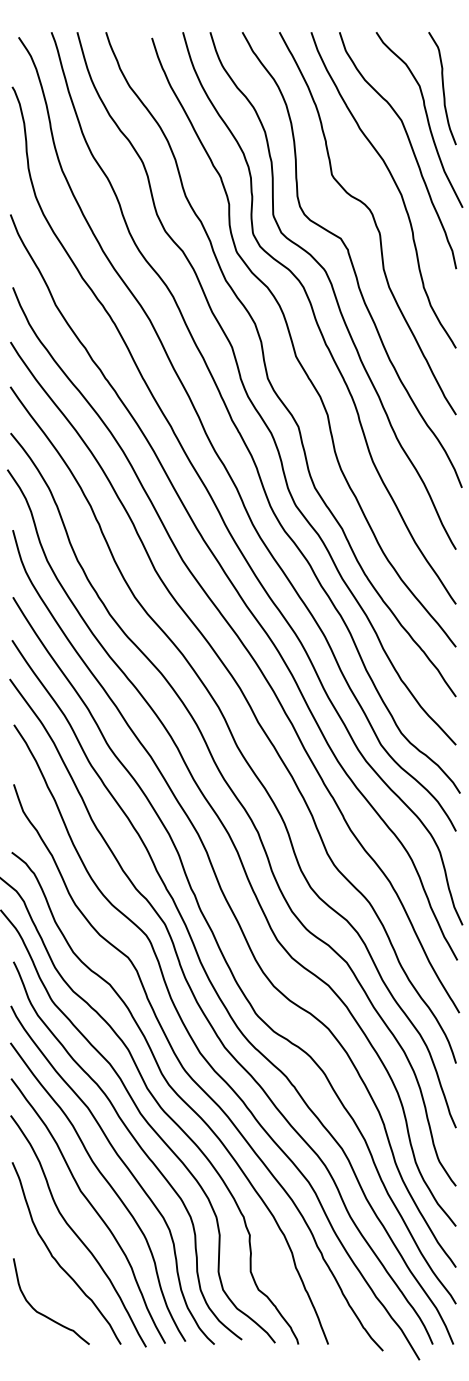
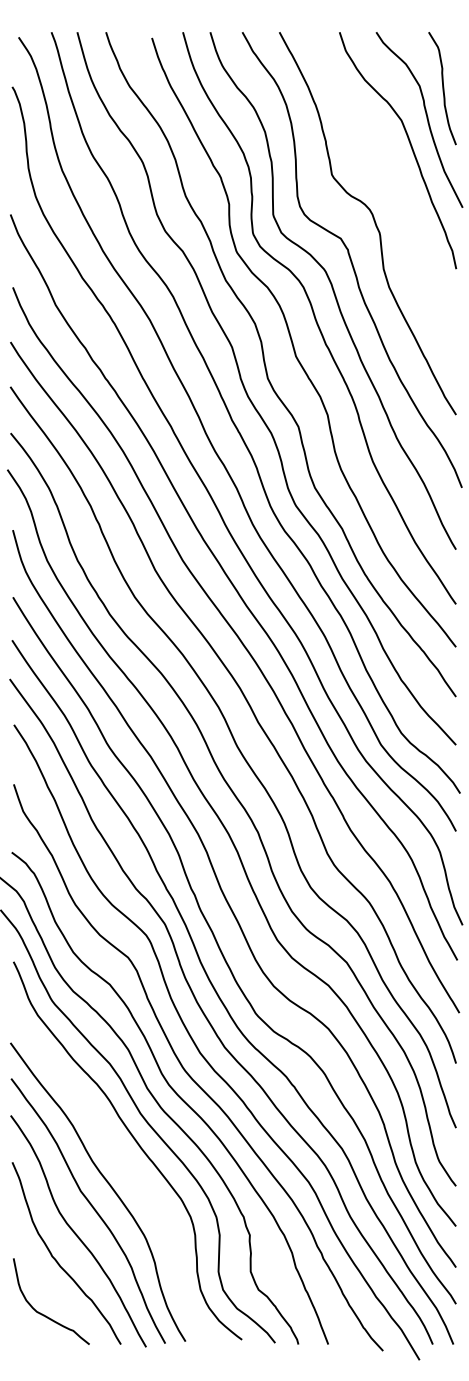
curve: present -> none (395, 185)
curve: present -> none (123, 1164)
